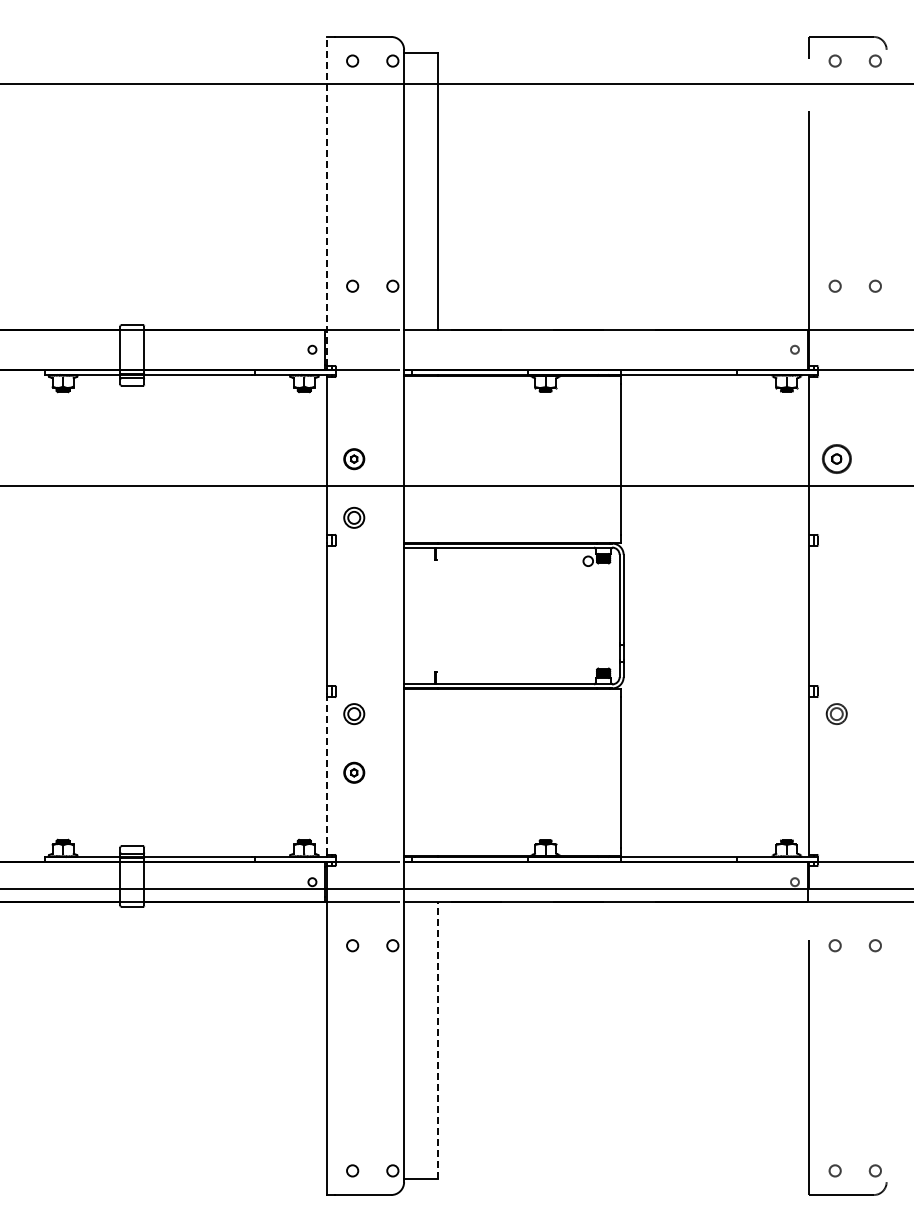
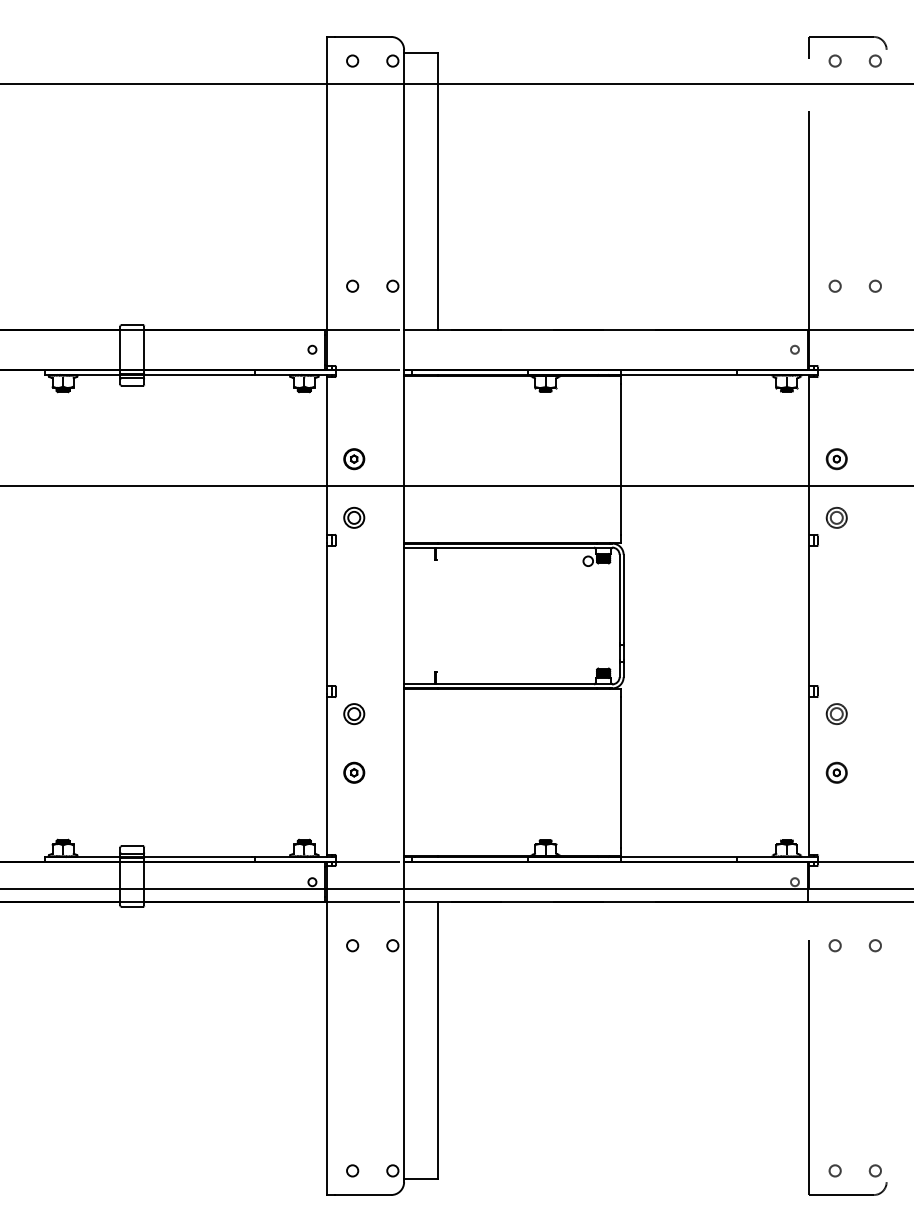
line: dashed -> solid (326, 200)
part size: 30x30 px -> 23x23 px (836, 459)
part: none -> present (836, 517)
part: none -> present (836, 772)
line: dashed -> solid (326, 776)
line: dashed -> solid (437, 1040)
